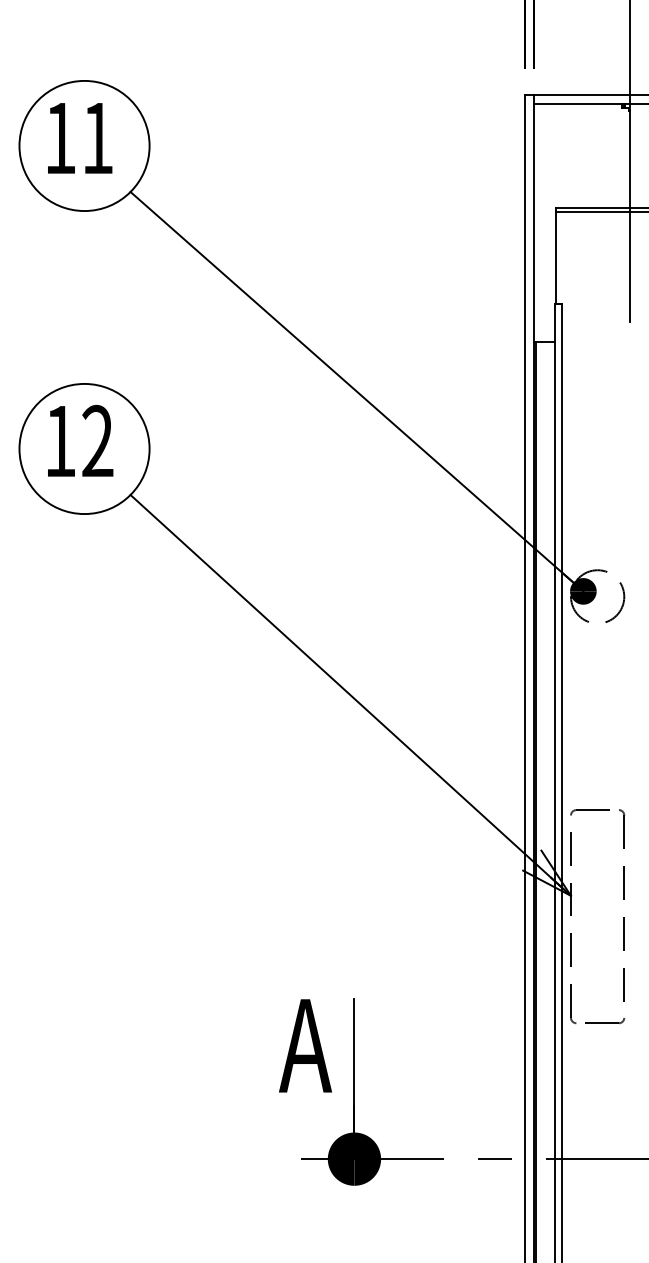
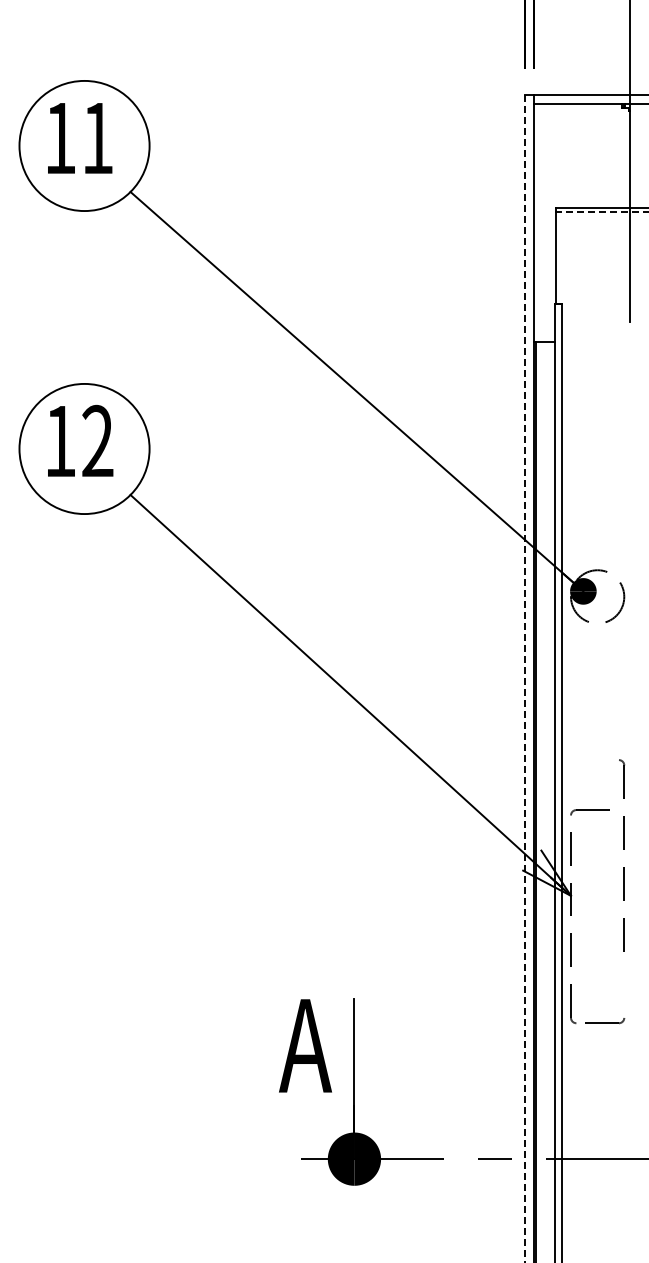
line: solid -> dashed (602, 212)
line: solid -> dashed (524, 678)
part position: (623, 899) -> (623, 849) (623, 849)
